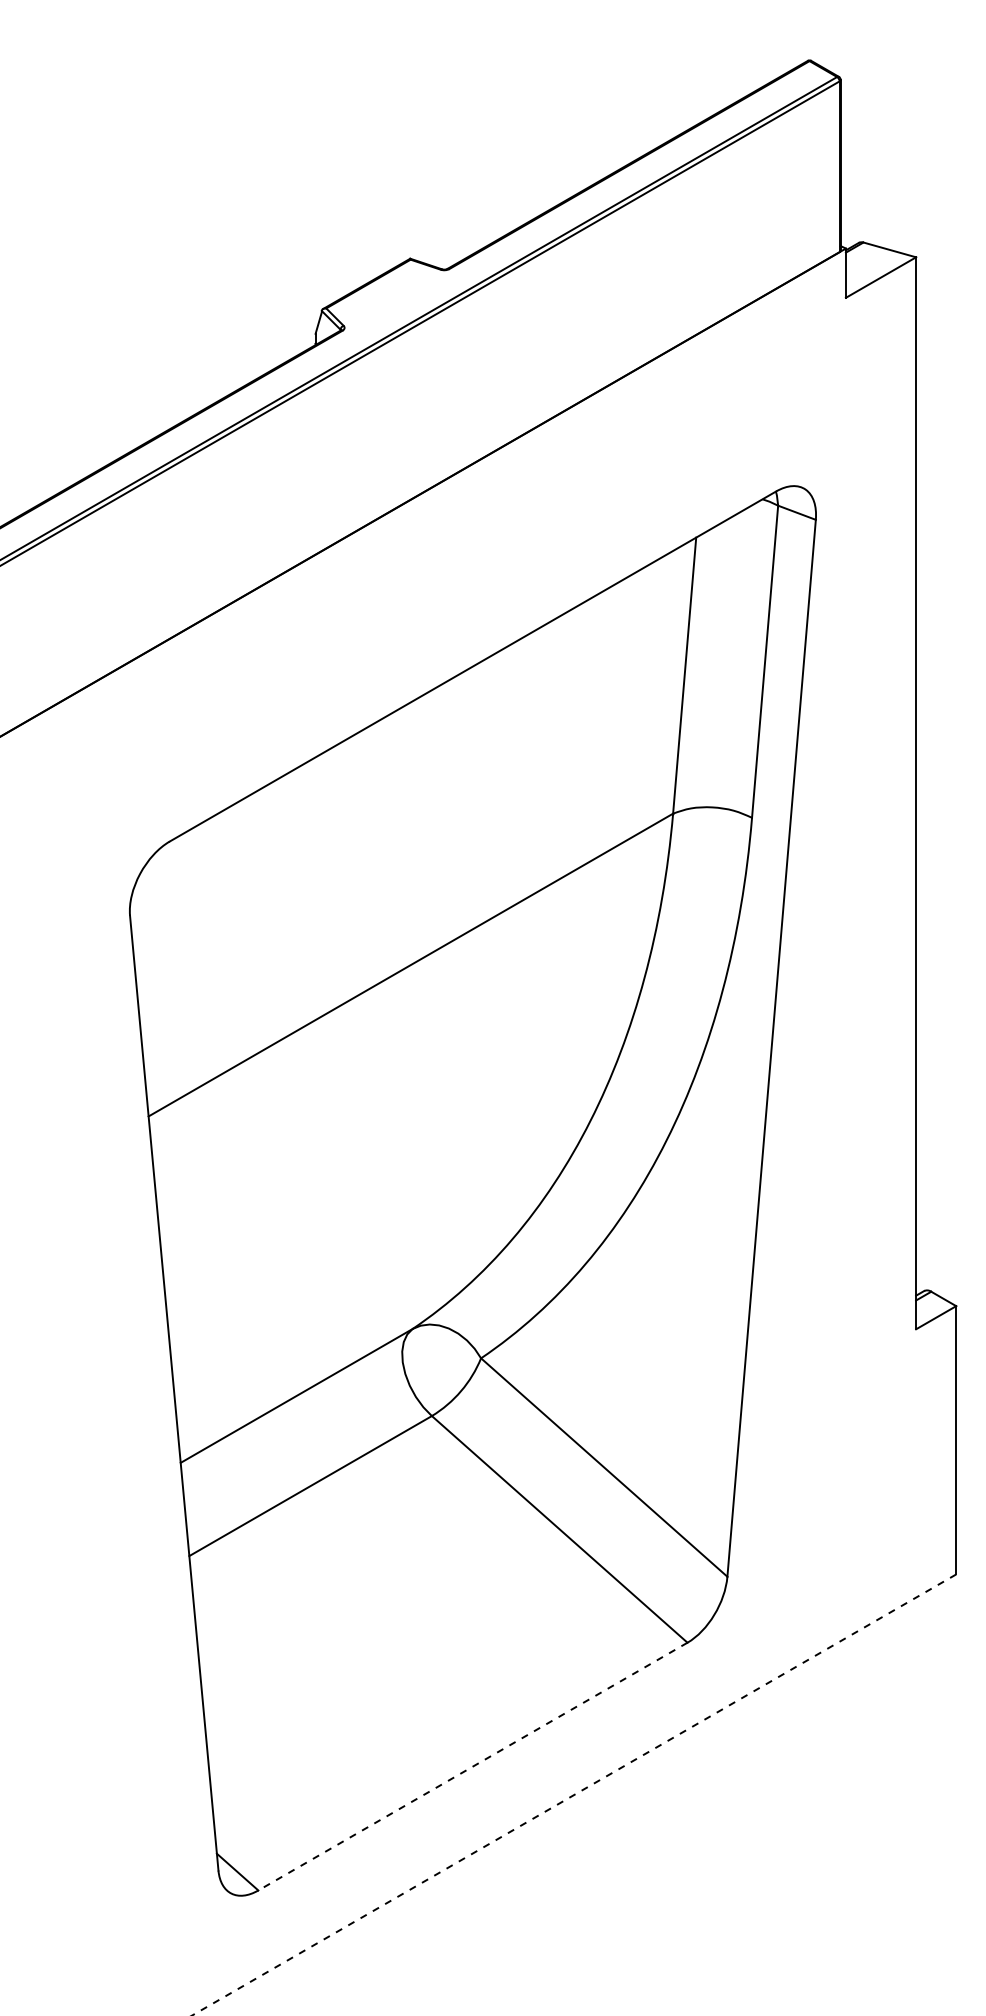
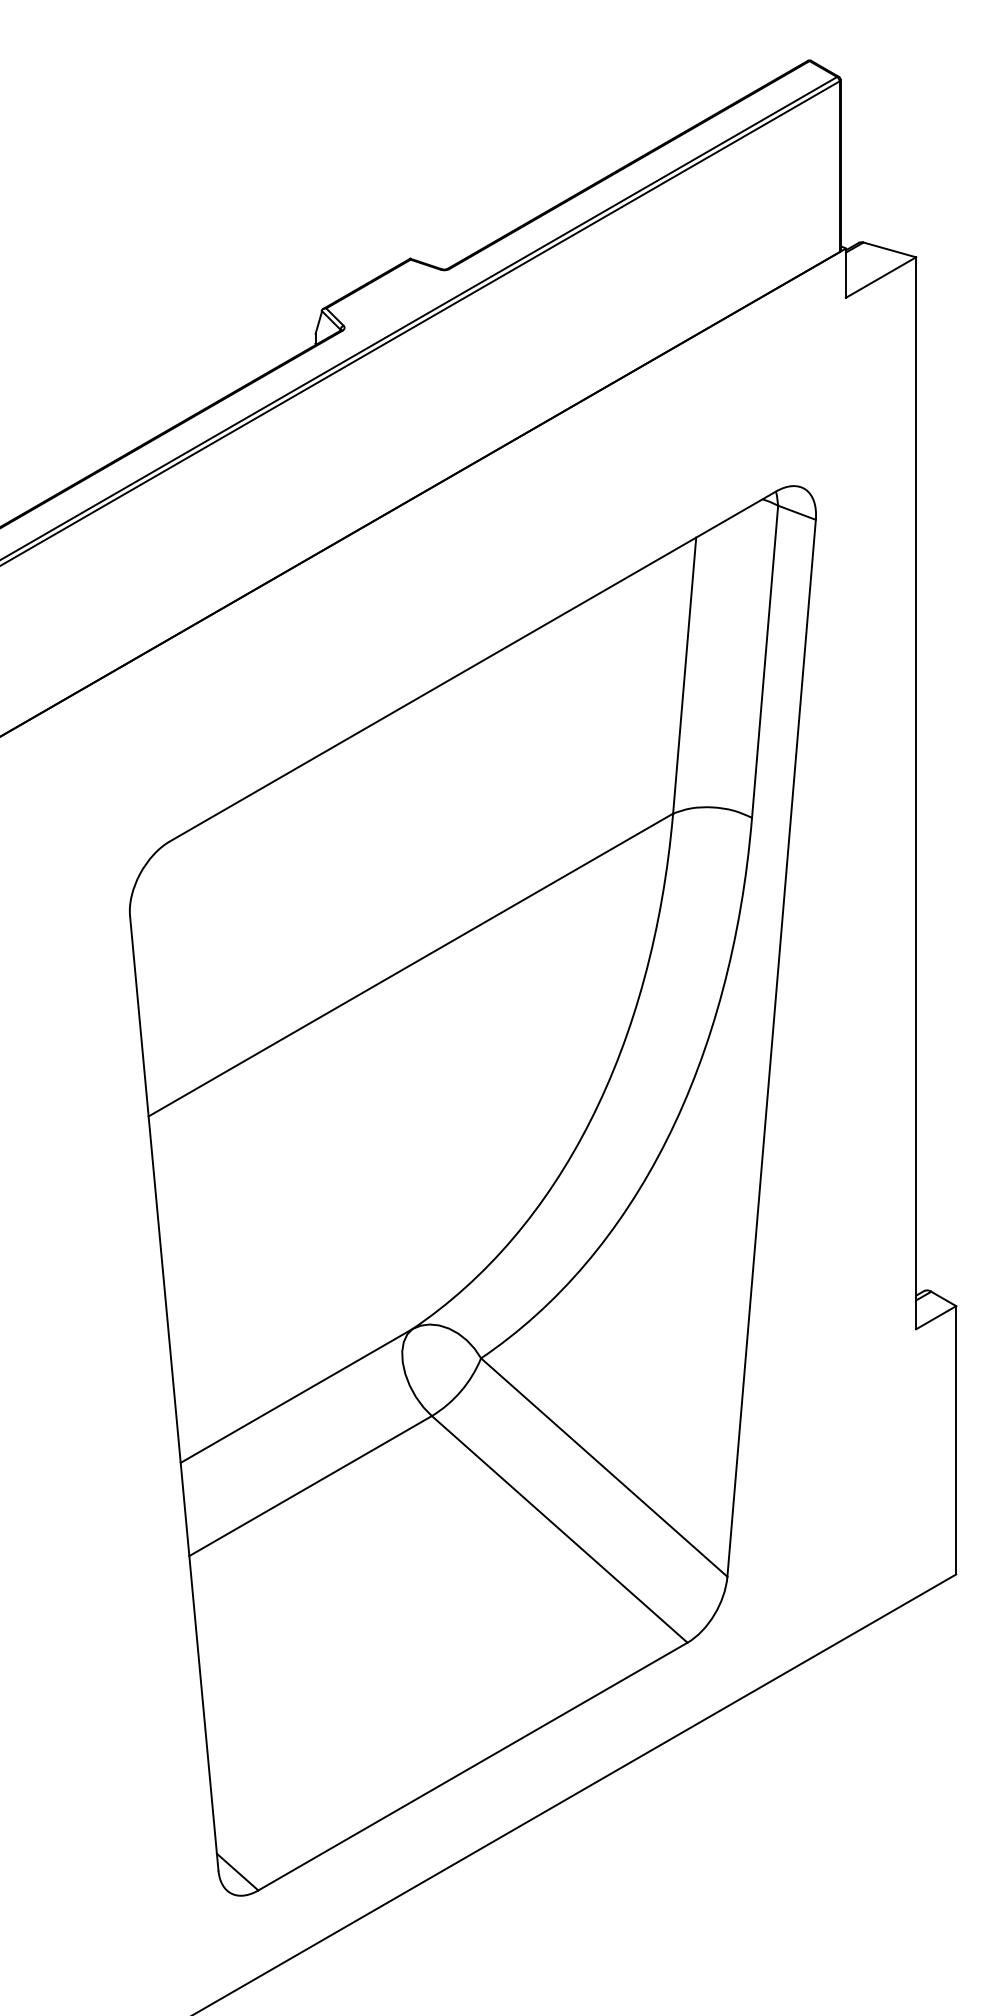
line: dashed -> solid (472, 1766)
line: dashed -> solid (573, 1795)
